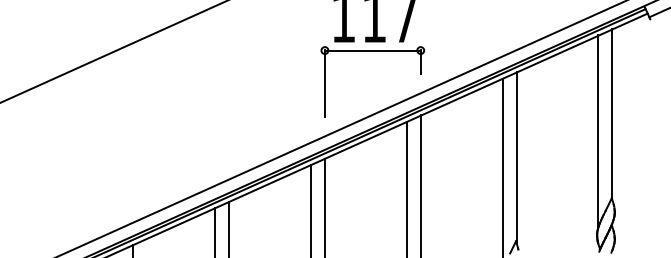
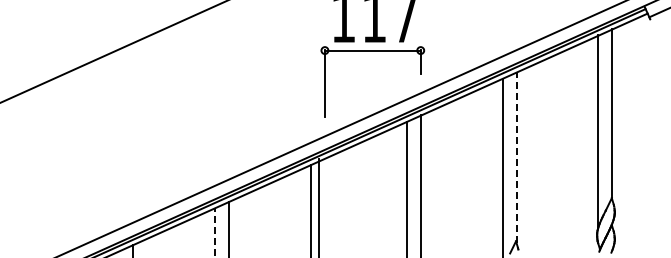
line: solid -> dashed (516, 157)
line position: (324, 206) -> (318, 206) (318, 206)
line: solid -> dashed (215, 232)
